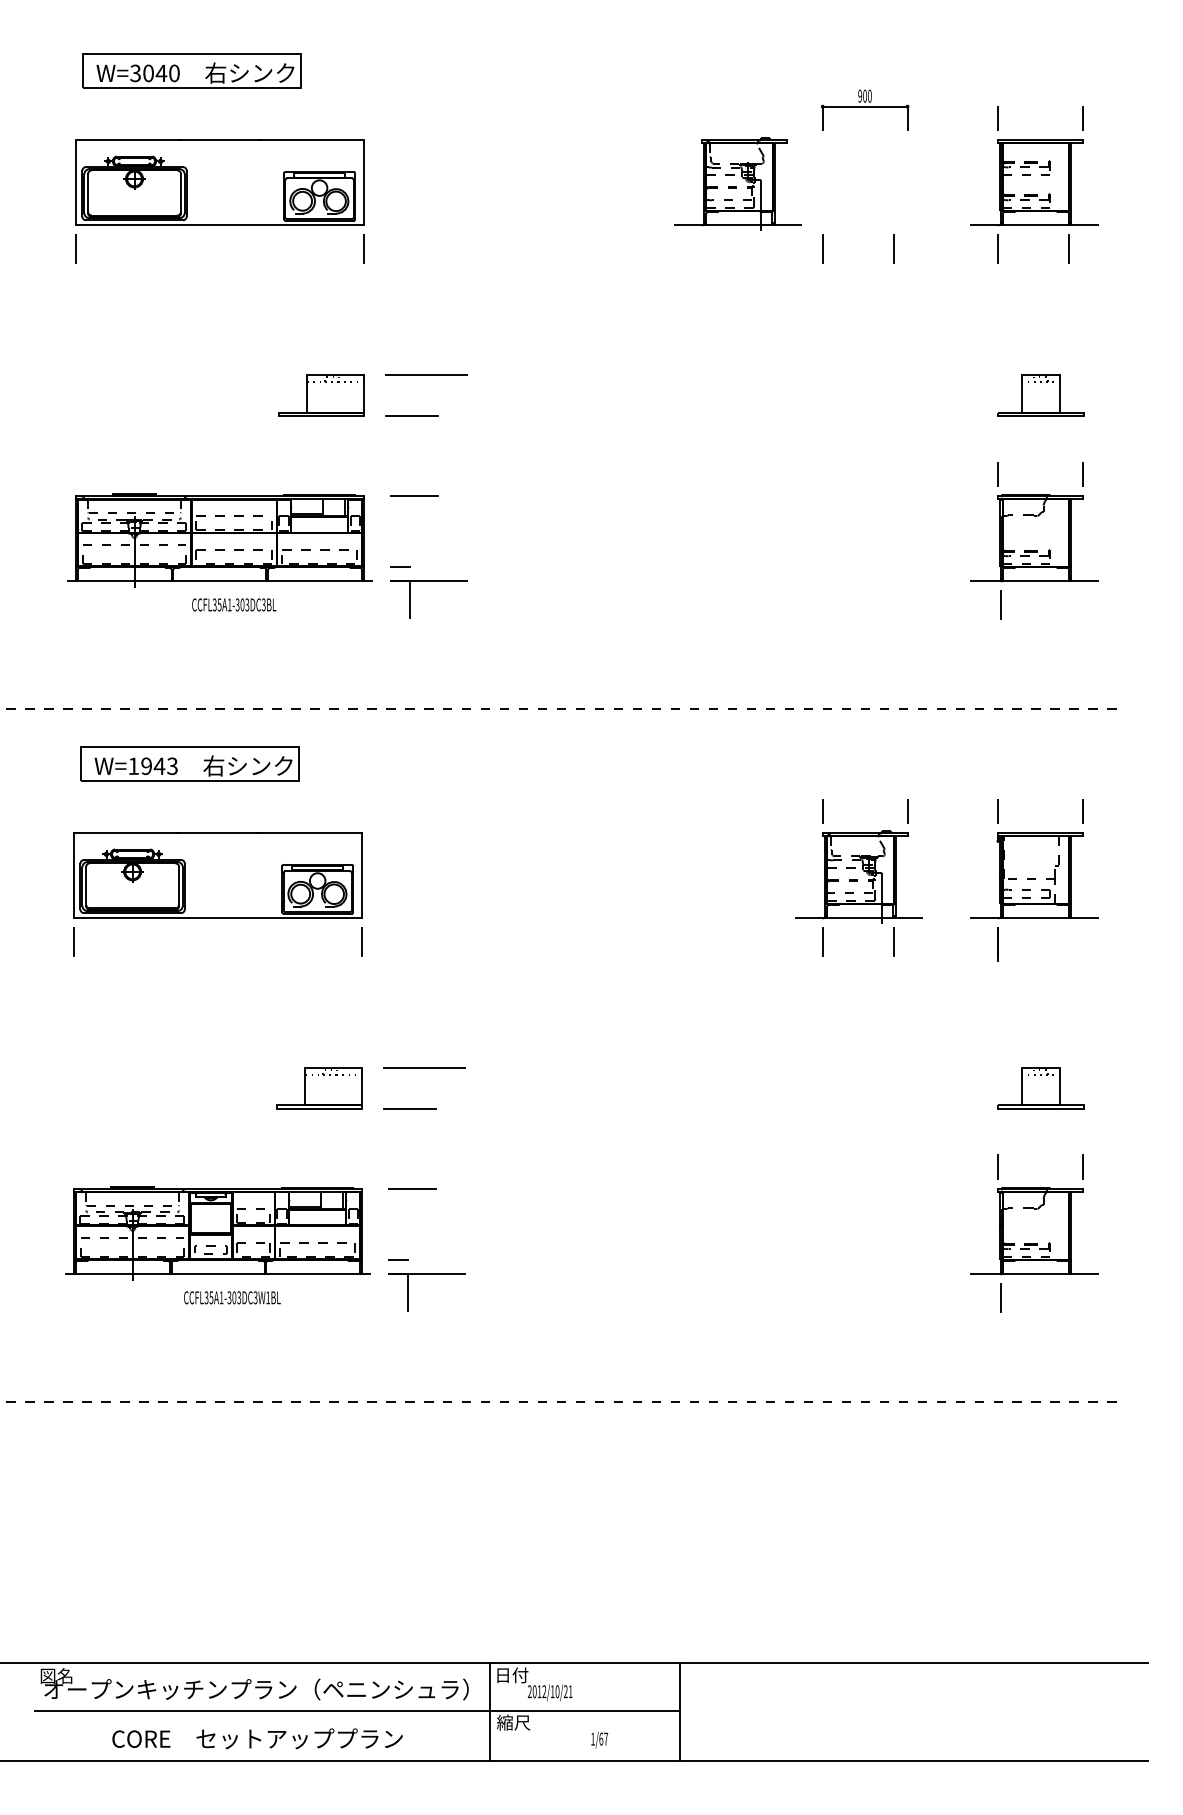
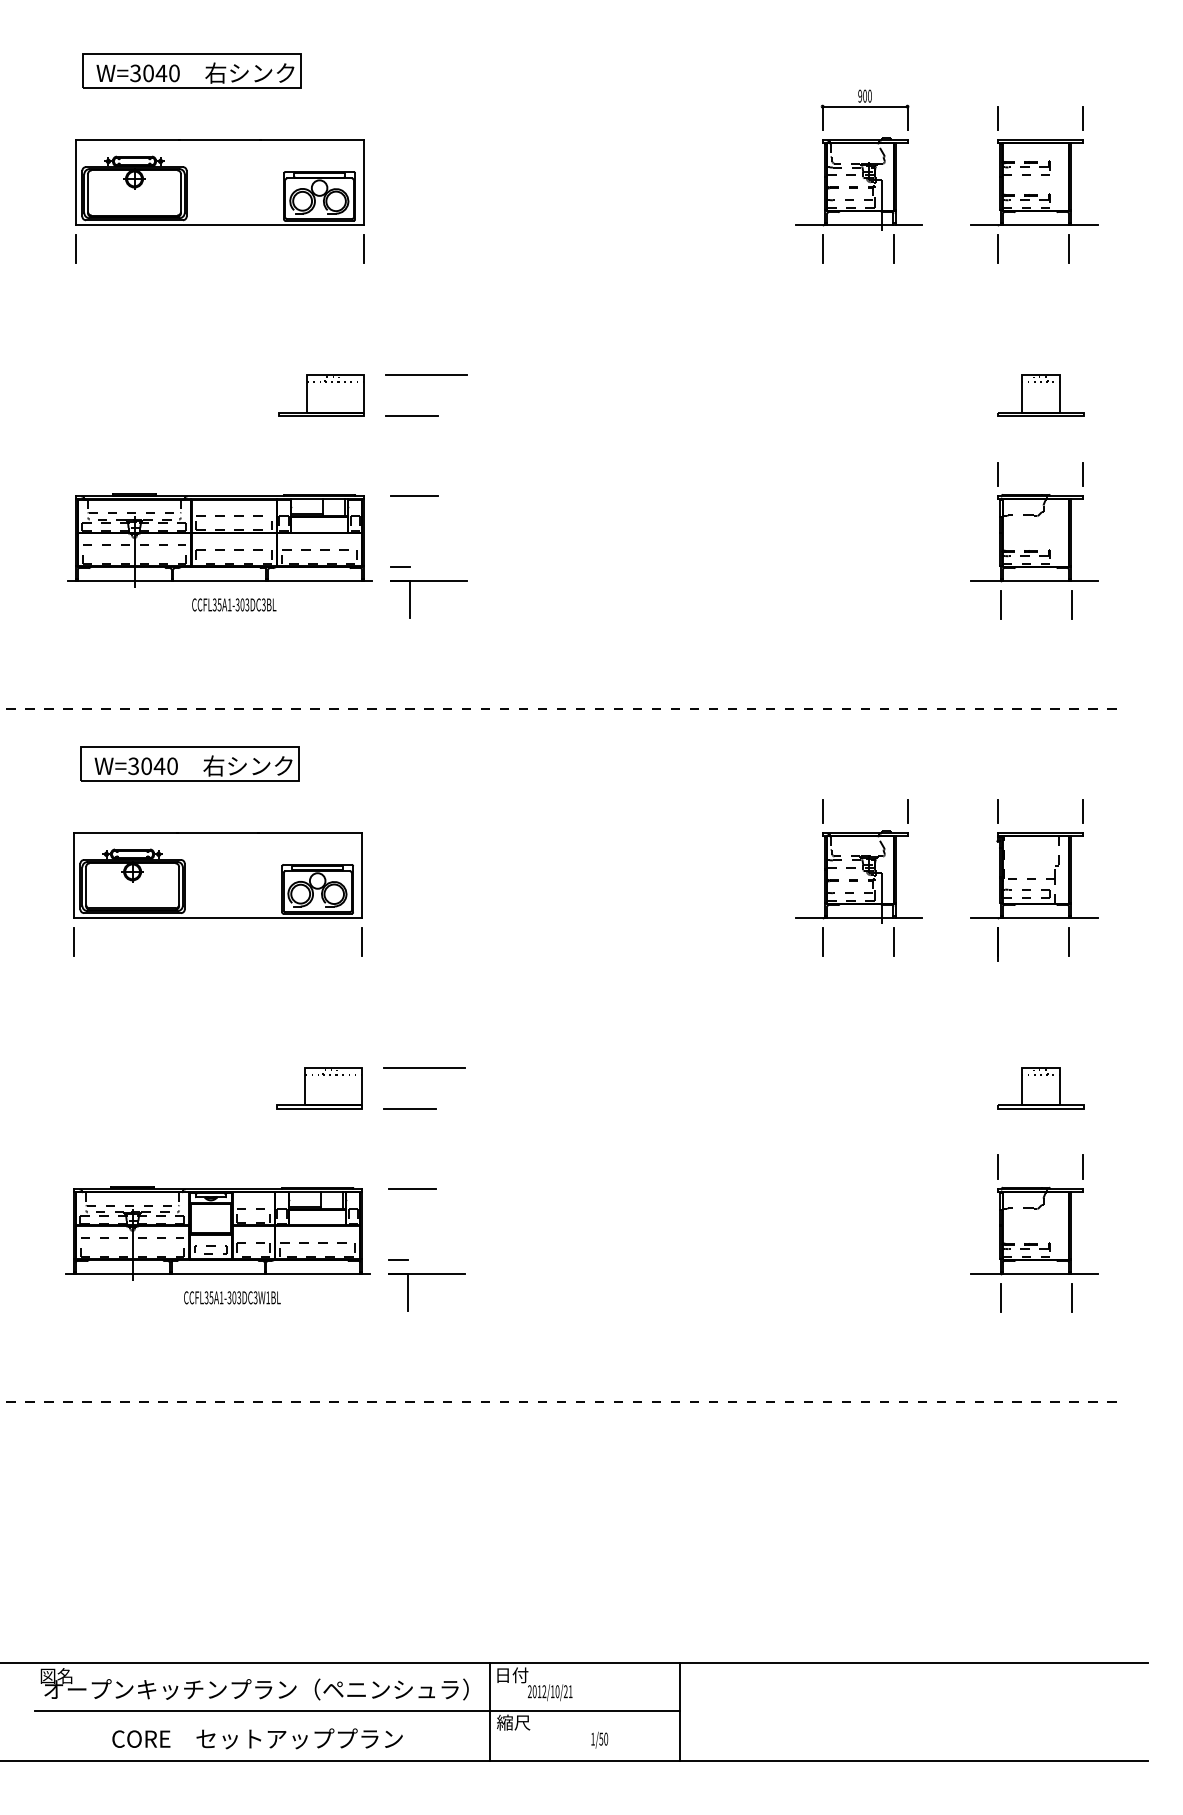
part position: (737, 183) -> (858, 183) (858, 183)
line: none -> present (1071, 604)
text: W=1943 -> W=3040 (152, 766)
line: none -> present (1068, 941)
line: none -> present (1071, 1297)
text: 1/67 -> 1/50 (603, 1738)
